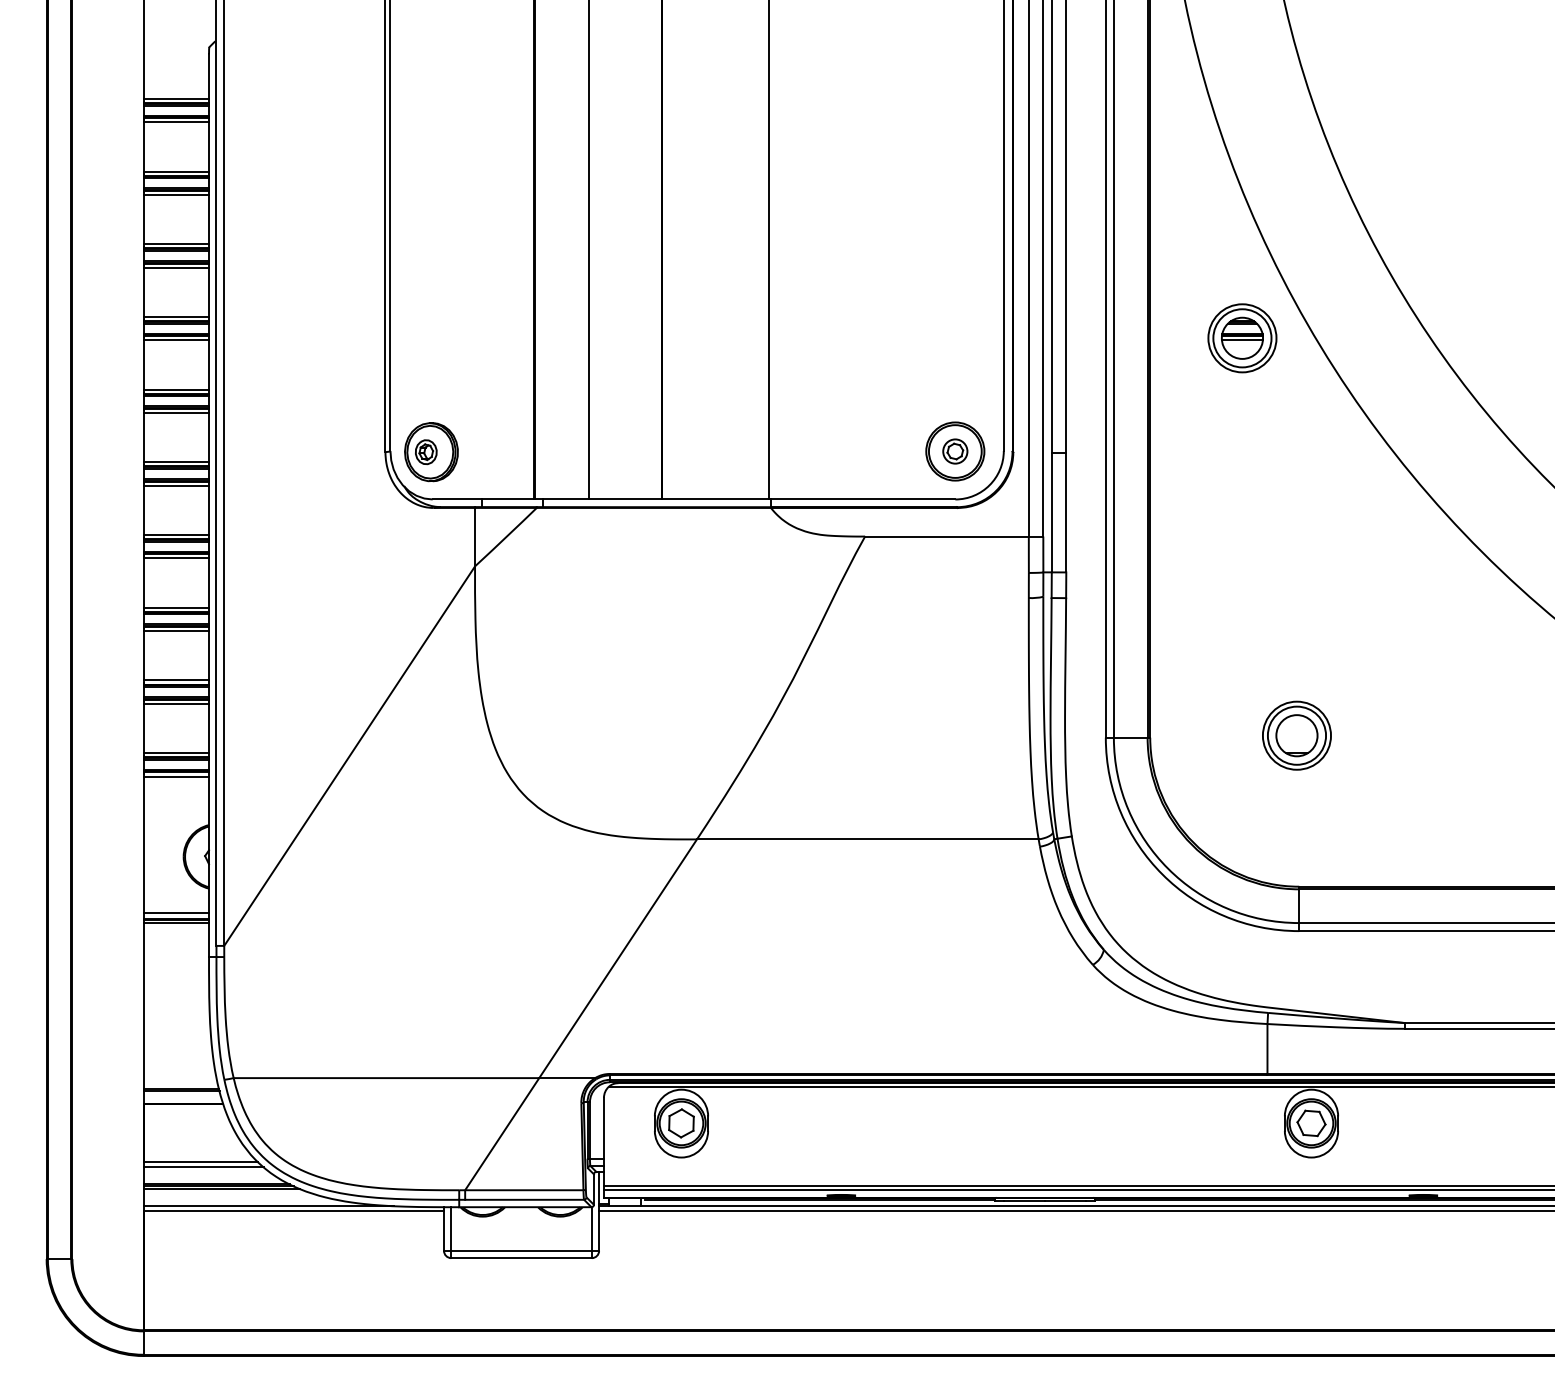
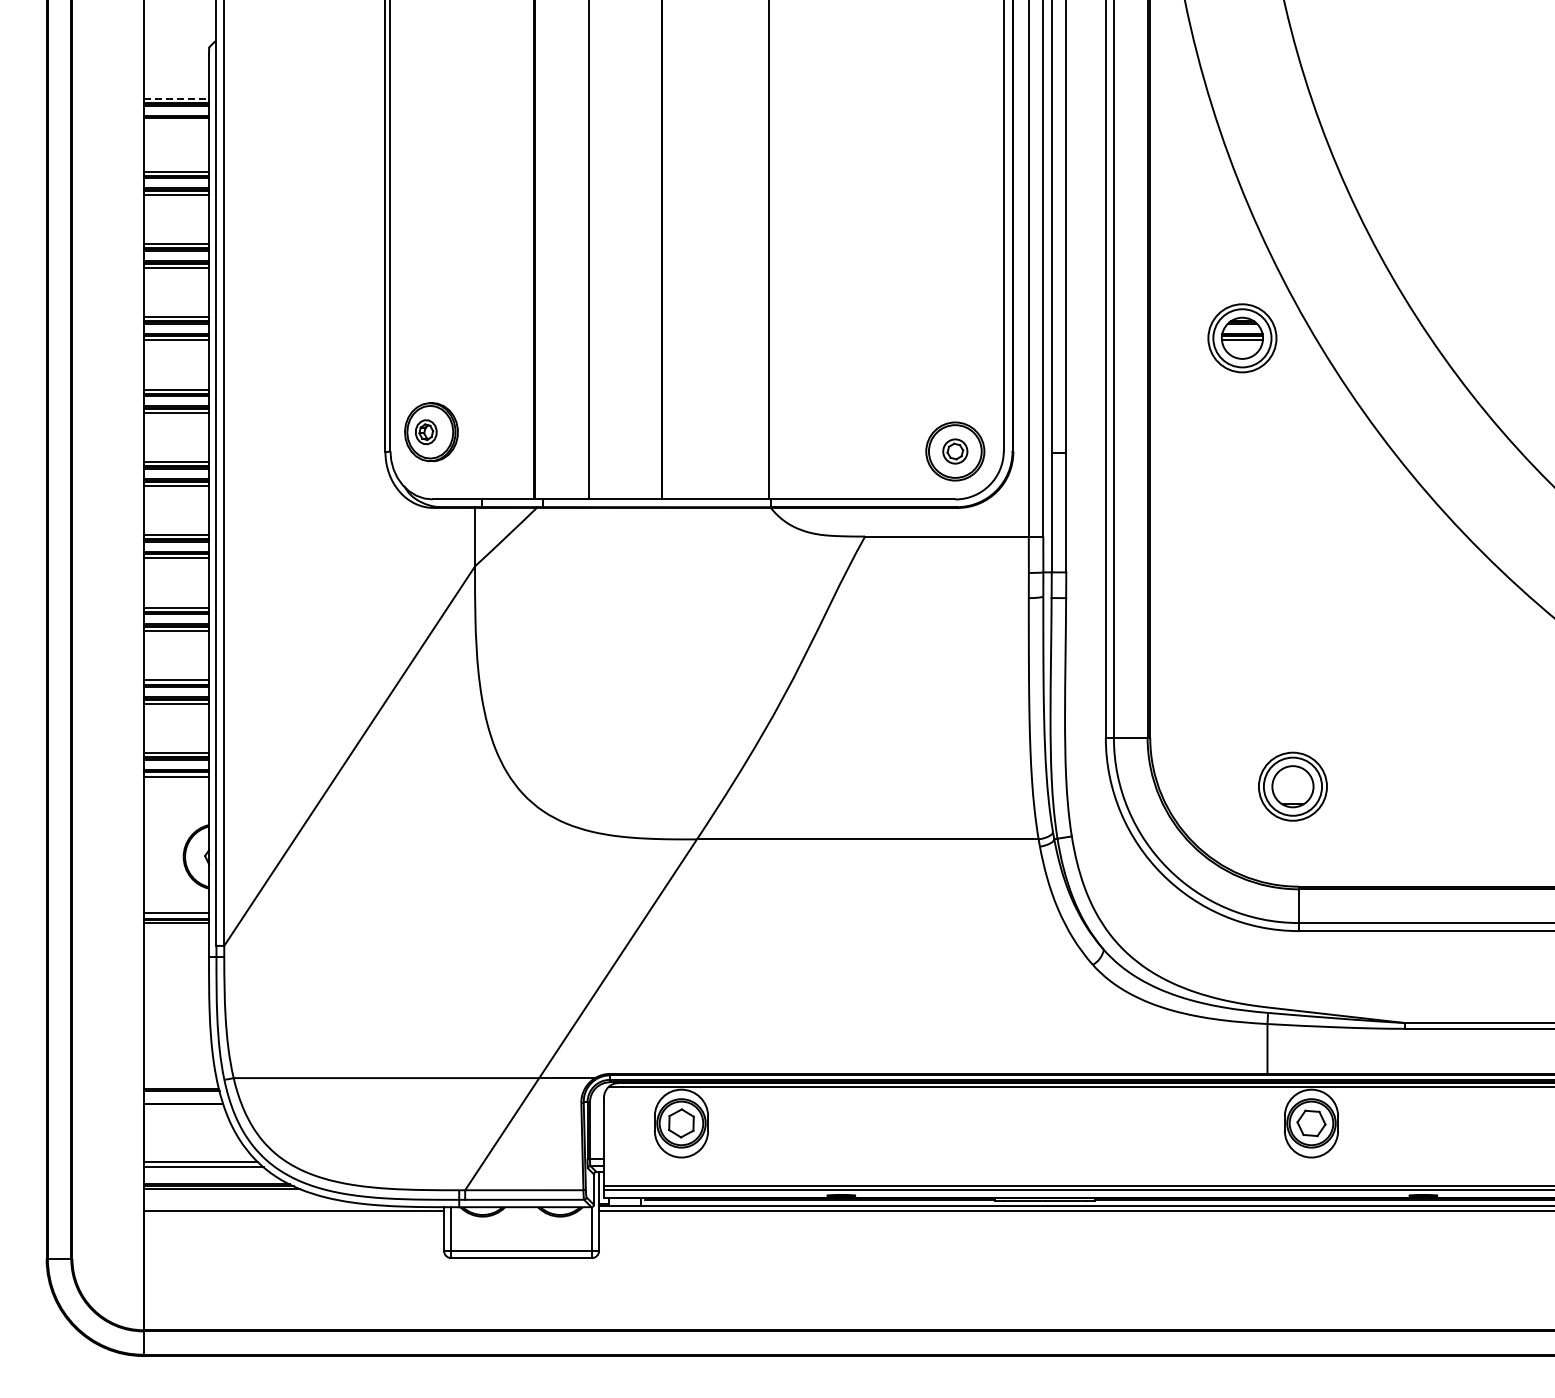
line: solid -> dashed (176, 98)
line: present -> none (176, 122)
part position: (431, 452) -> (431, 432) (431, 432)
part position: (1296, 735) -> (1292, 786) (1292, 786)
line: present -> none (268, 1205)
